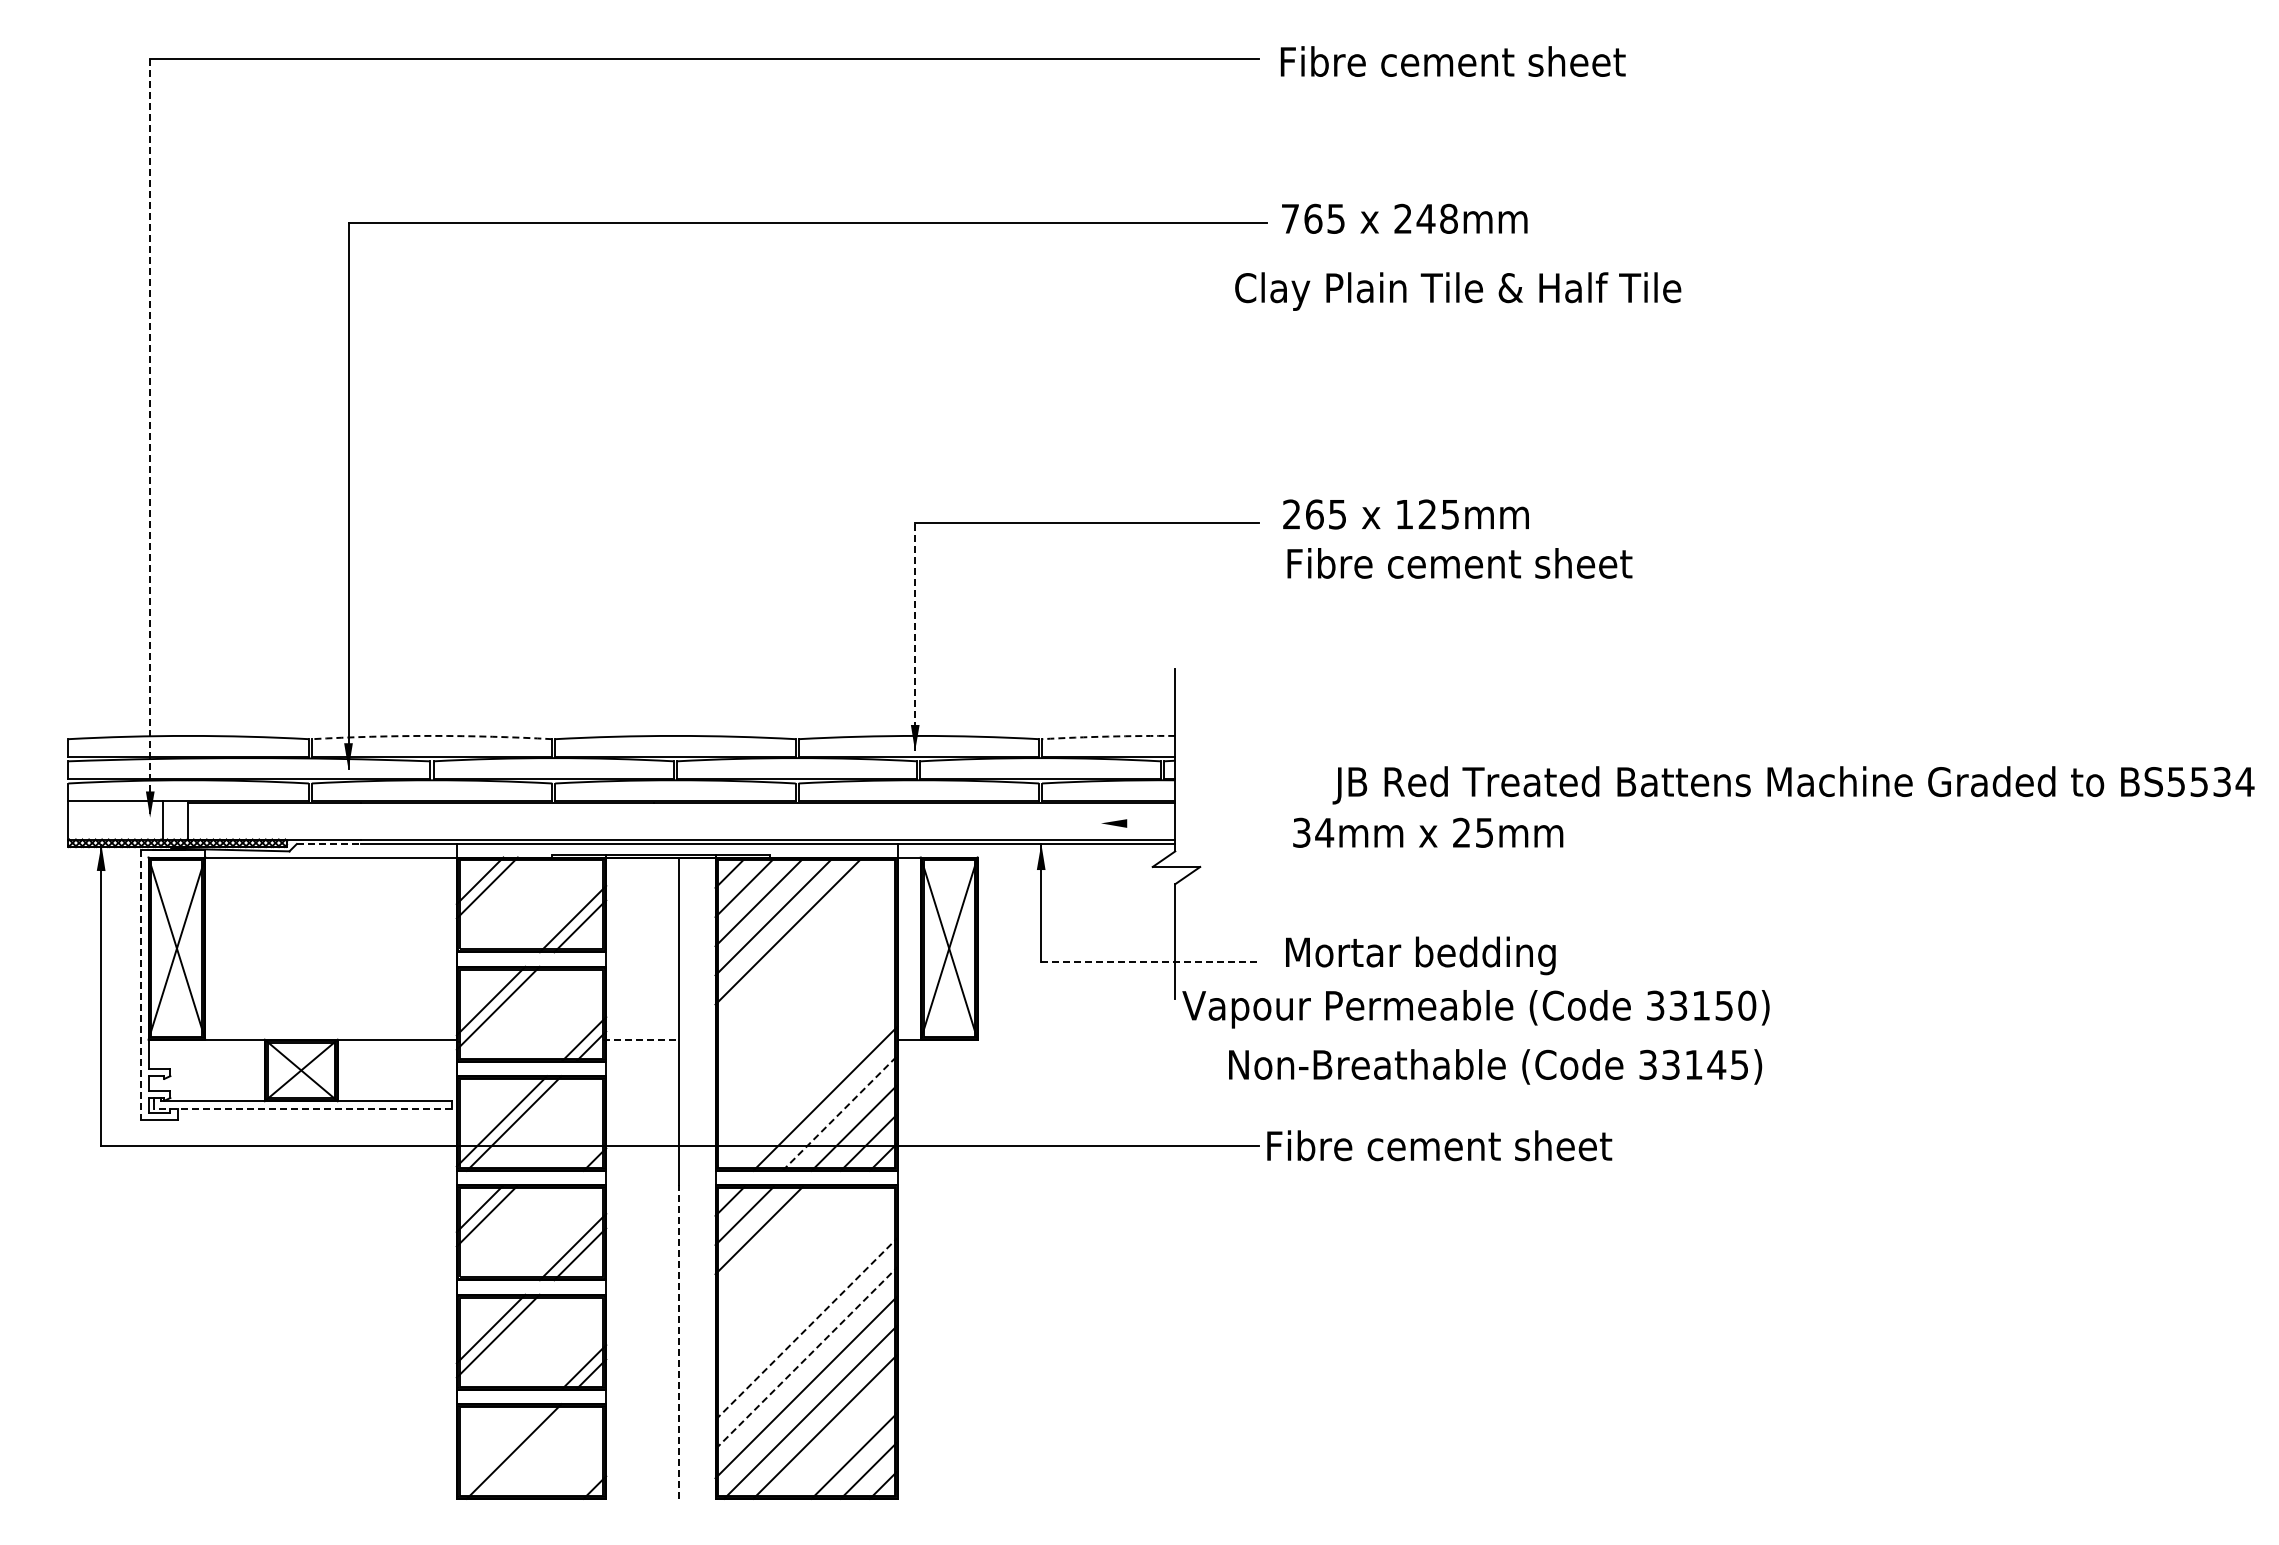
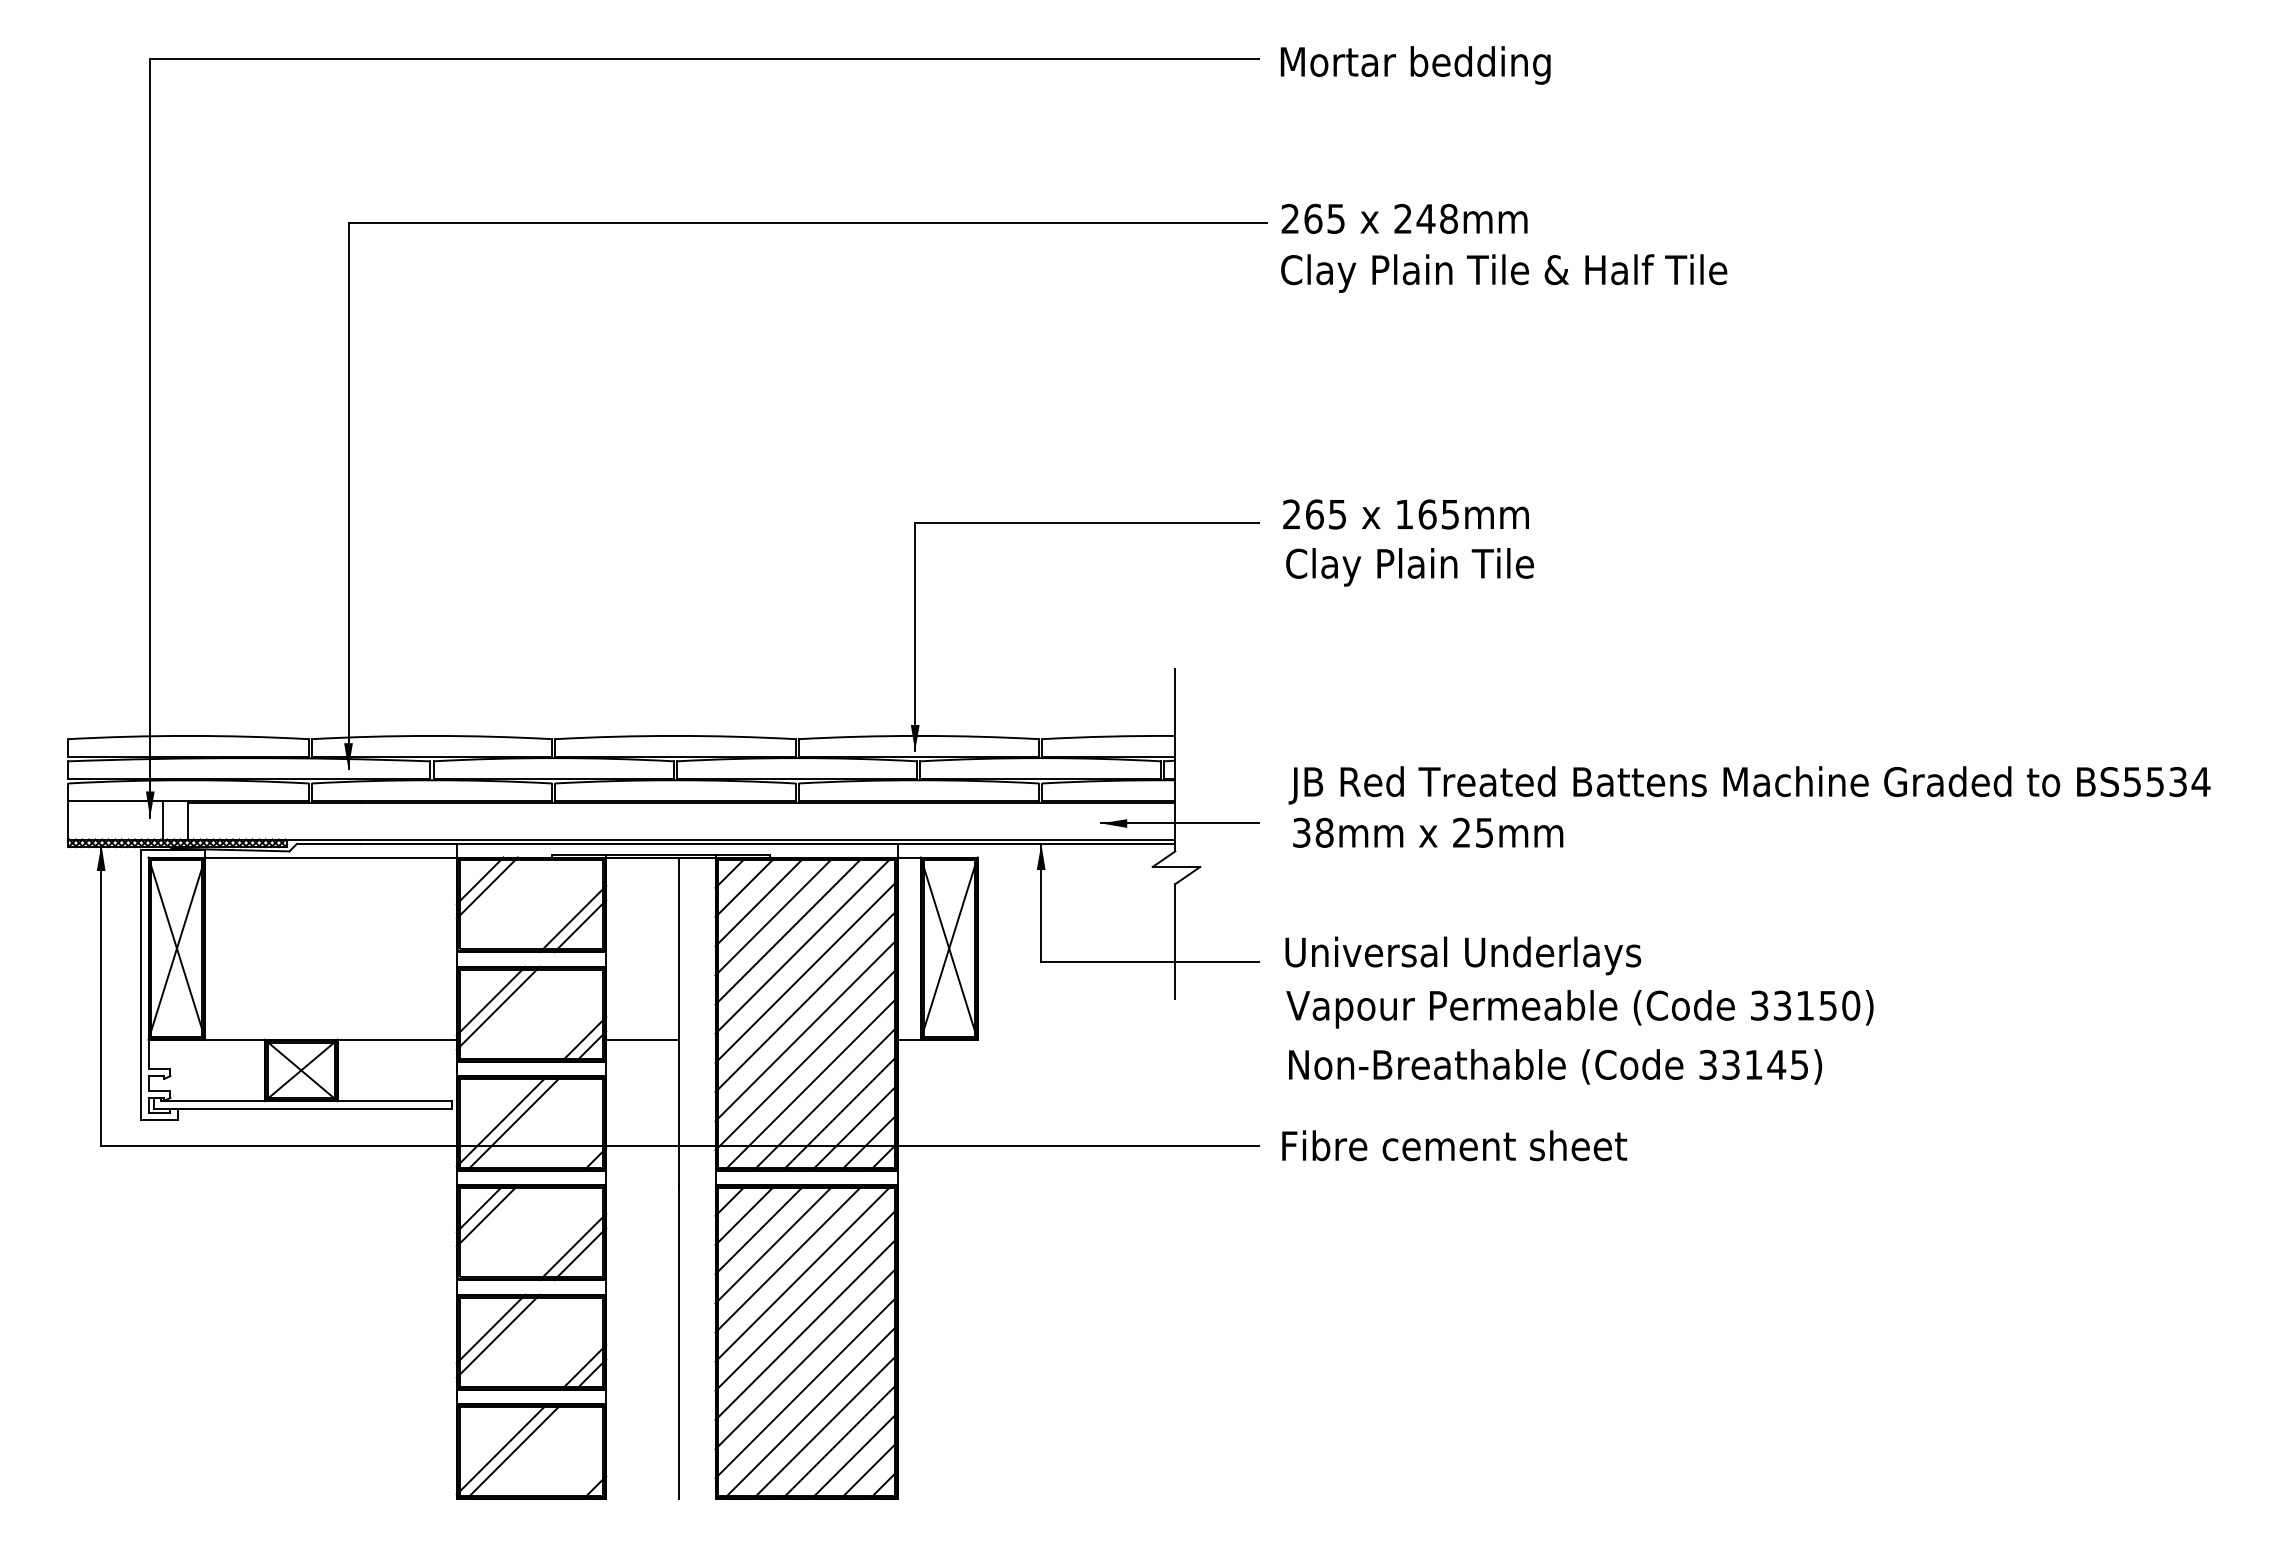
text: Fibre cement sheet -> Mortar bedding (1454, 65)
text: 765 -> 265 (1289, 218)
text position: (1458, 291) -> (1504, 273) (1504, 273)
line: dashed -> solid (150, 438)
text: 125mm -> 165mm (1427, 514)
text: Fibre cement sheet -> Clay Plain Tile (1459, 567)
line: dashed -> solid (915, 637)
arc: dashed -> solid (432, 735)
arc: dashed -> solid (1108, 736)
text position: (1793, 785) -> (1749, 785) (1749, 785)
line: none -> present (1179, 823)
text: 34mm -> 38mm (1324, 832)
line: dashed -> solid (328, 844)
line: none -> present (802, 945)
text: Mortar bedding -> Universal Underlays (1463, 955)
line: dashed -> solid (1150, 961)
line: none -> present (805, 972)
line: dashed -> solid (141, 985)
line: none -> present (806, 1000)
text position: (1475, 1009) -> (1579, 1009) (1579, 1009)
line: none -> present (806, 1029)
line: dashed -> solid (641, 1039)
line: none -> present (806, 1059)
text position: (1495, 1066) -> (1555, 1066) (1555, 1066)
line: none -> present (810, 1083)
line: dashed -> solid (302, 1108)
line: dashed -> solid (840, 1113)
text position: (1439, 1145) -> (1454, 1145) (1454, 1145)
line: none -> present (773, 1244)
line: none -> present (788, 1259)
line: none -> present (802, 1273)
line: none -> present (805, 1300)
line: dashed -> solid (806, 1328)
line: dashed -> solid (679, 1342)
line: dashed -> solid (806, 1358)
line: none -> present (839, 1440)
line: none -> present (501, 1449)
